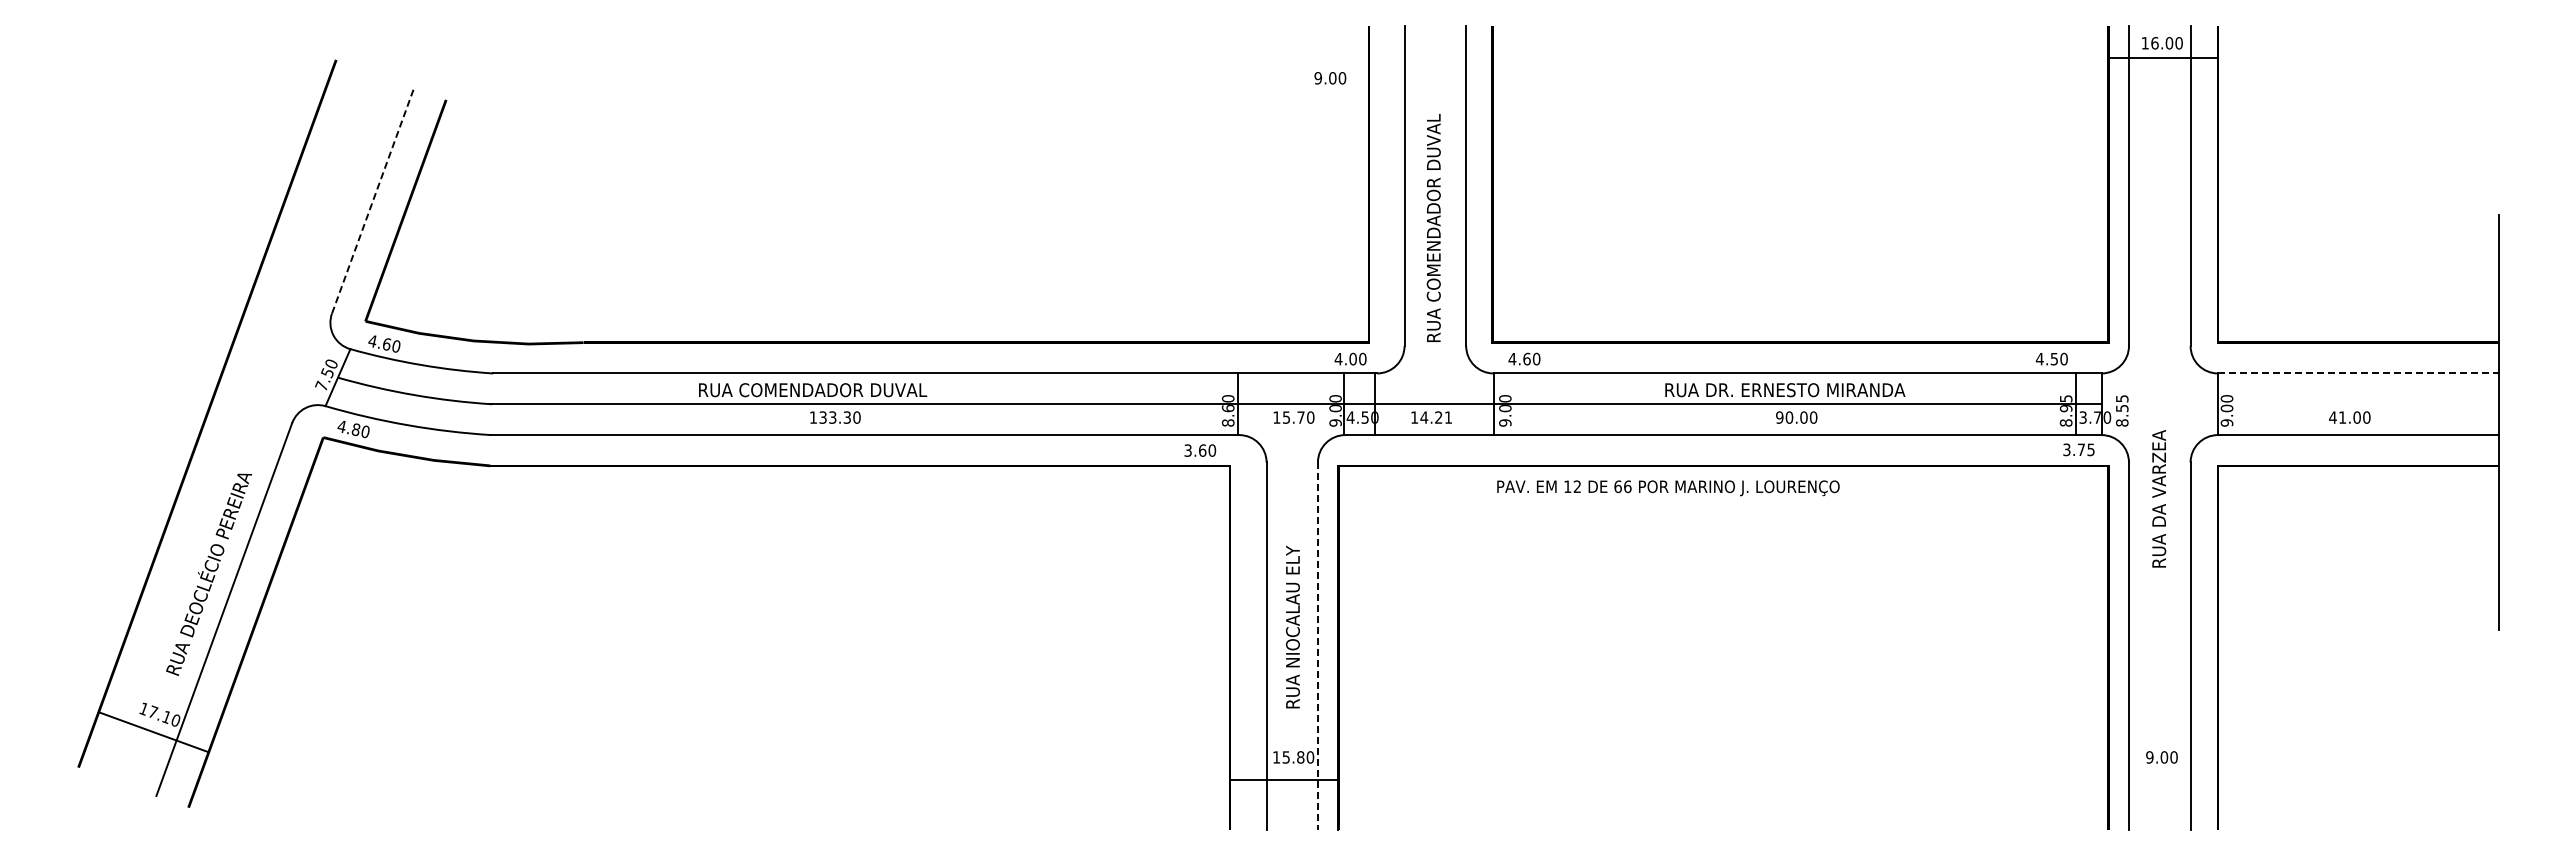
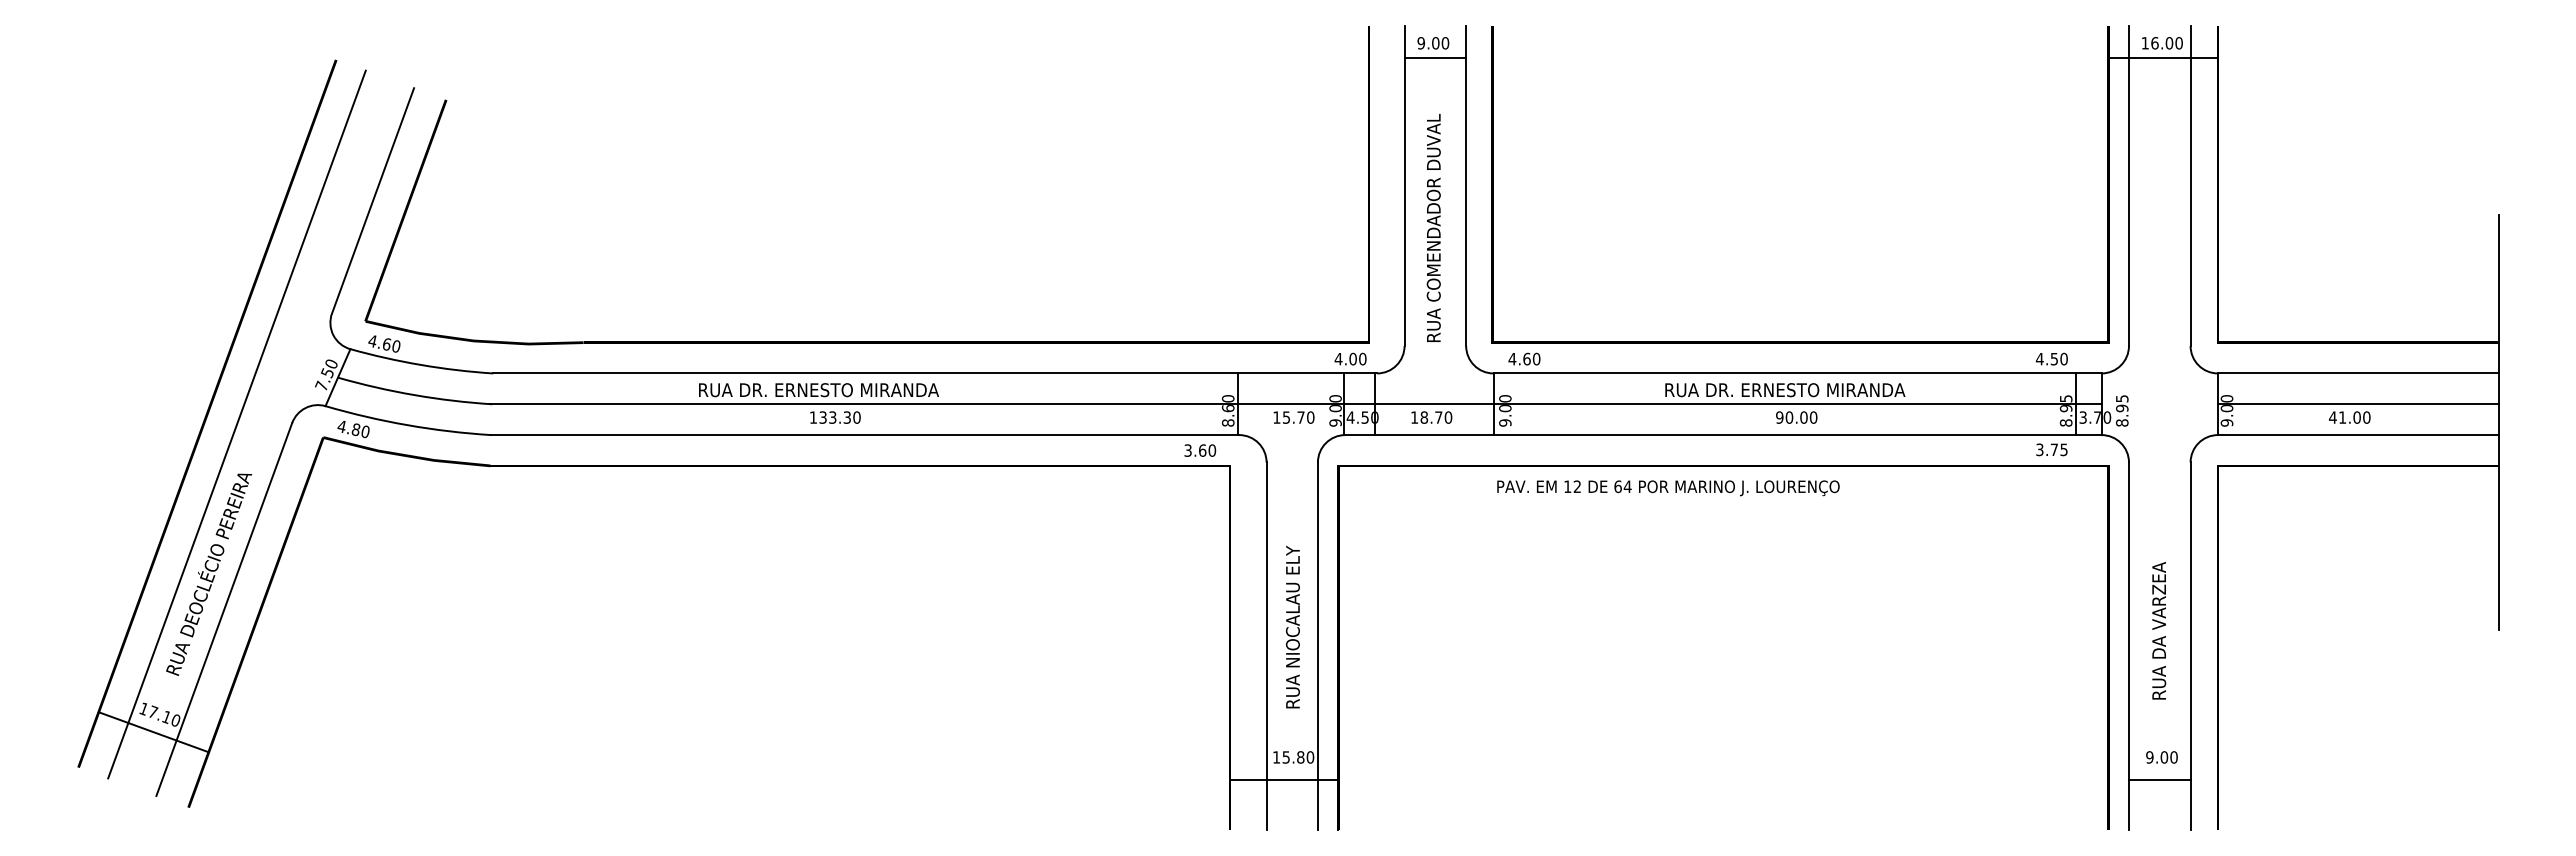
line: none -> present (1435, 58)
text position: (1330, 78) -> (1433, 43) (1433, 43)
line: dashed -> solid (373, 200)
line: dashed -> solid (2358, 373)
text: RUA COMENDADOR DUVAL -> RUA DR. ERNESTO MIRANDA (838, 390)
line: none -> present (2357, 404)
text: 8.55 -> 8.95 (2122, 408)
text: 14.21 -> 18.70 (1436, 417)
line: none -> present (236, 424)
text position: (2078, 449) -> (2051, 449) (2051, 449)
text: 66 -> 64 (1627, 486)
text position: (2159, 498) -> (2159, 630) (2159, 630)
line: dashed -> solid (1317, 646)
line: none -> present (2159, 779)
